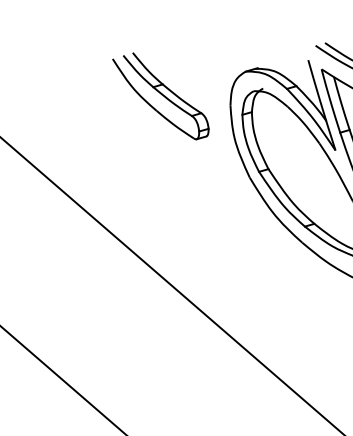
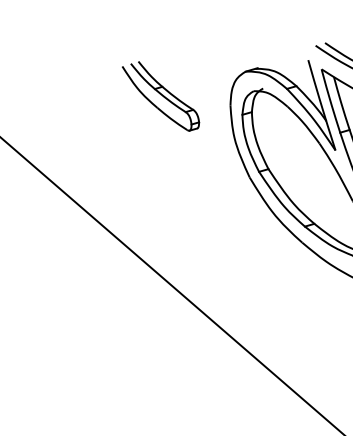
part size: 98x89 px -> 79x71 px (161, 96)
line: present -> none (62, 379)
